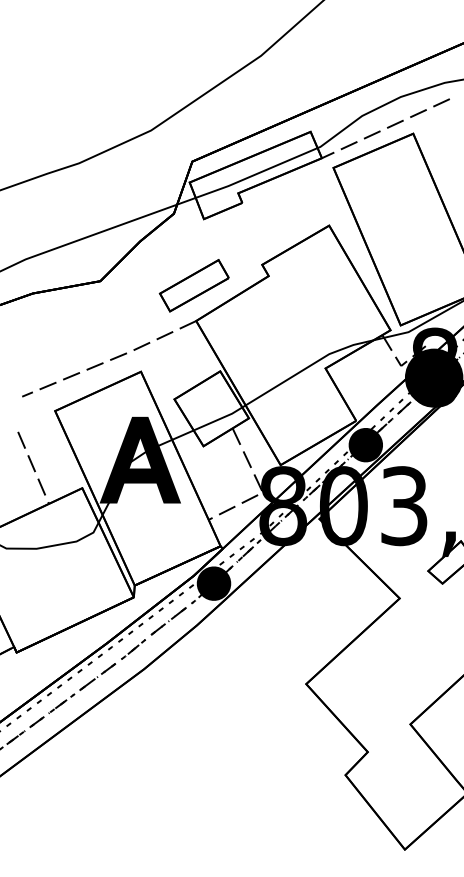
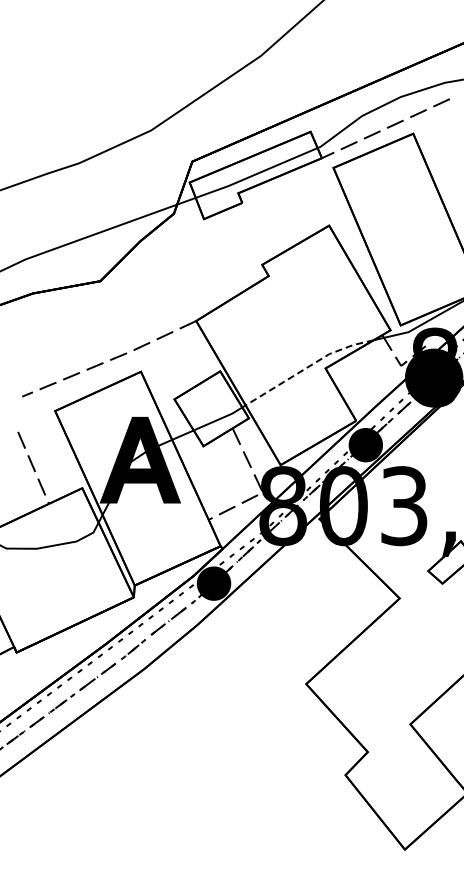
part: present -> none (193, 285)
line: solid -> dashed (308, 367)
